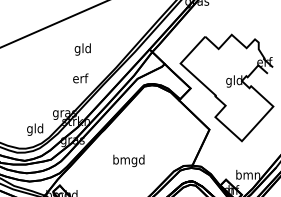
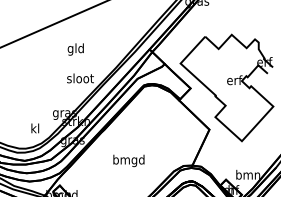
text position: (82, 49) -> (75, 49) (75, 49)
text: erf -> sloot (80, 78)
text: gld -> erf (234, 81)
text: gld -> kl (35, 129)
